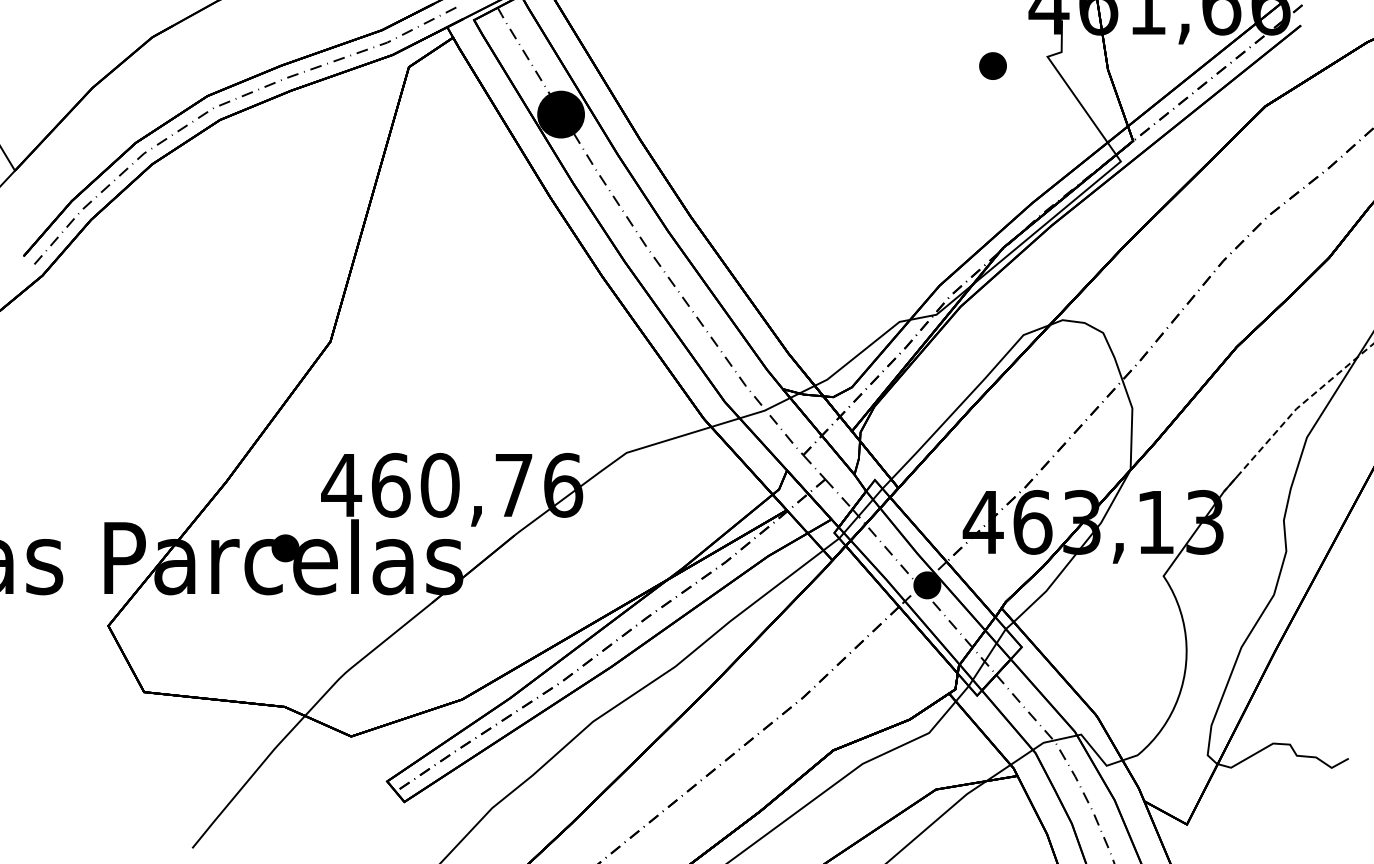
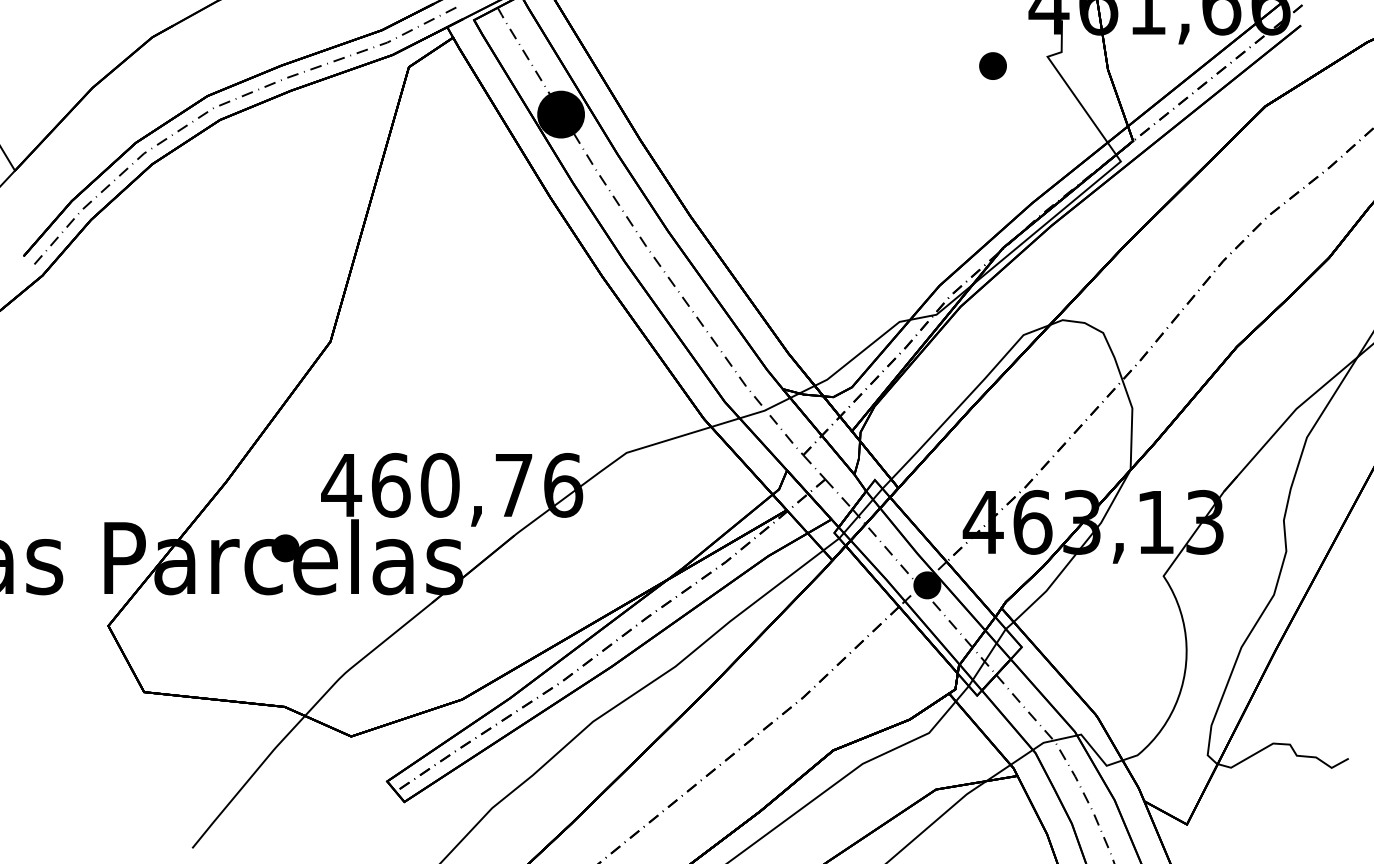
line: dashed -> solid (1293, 412)
